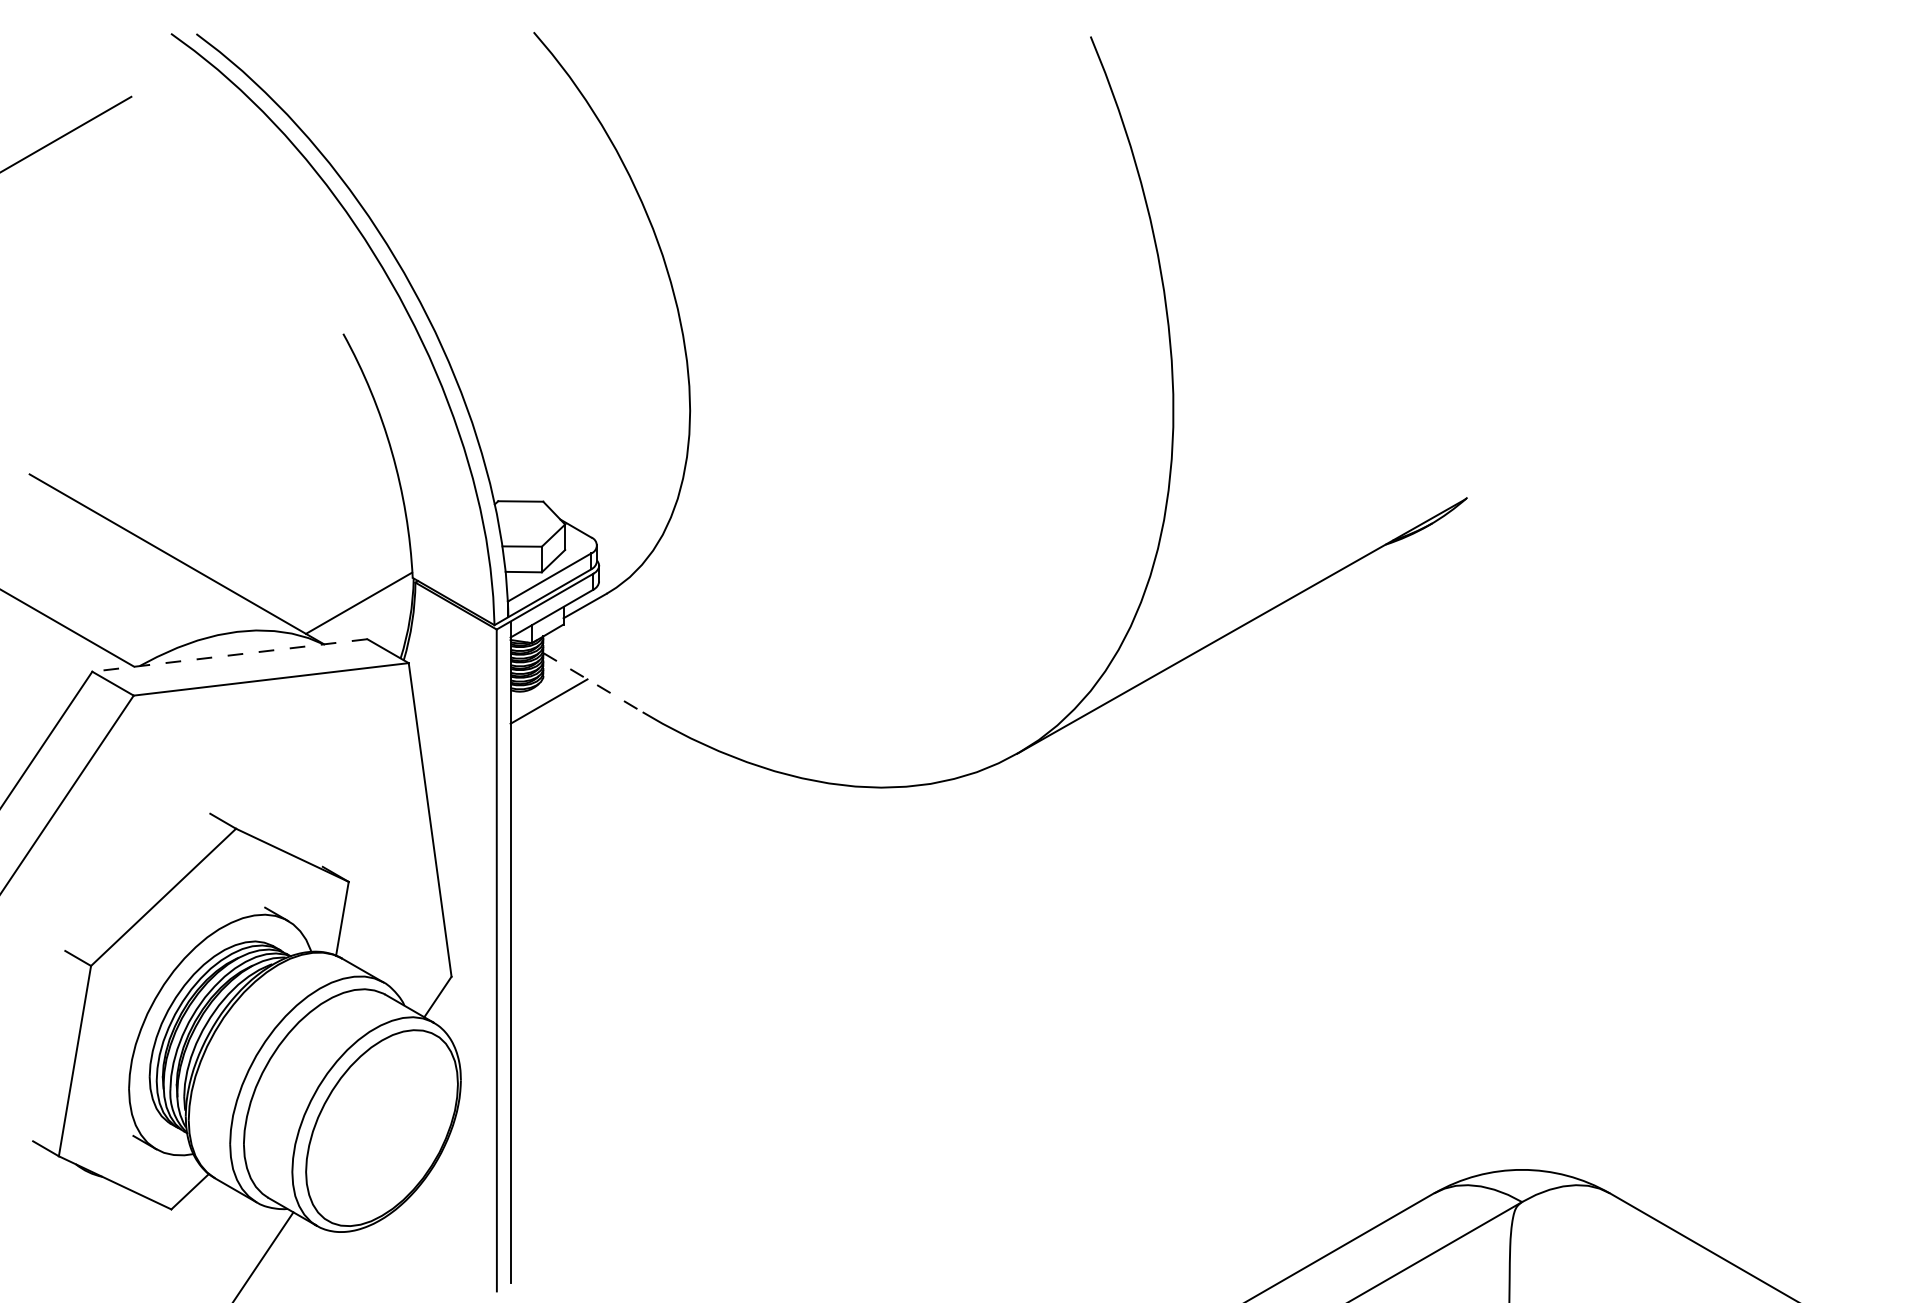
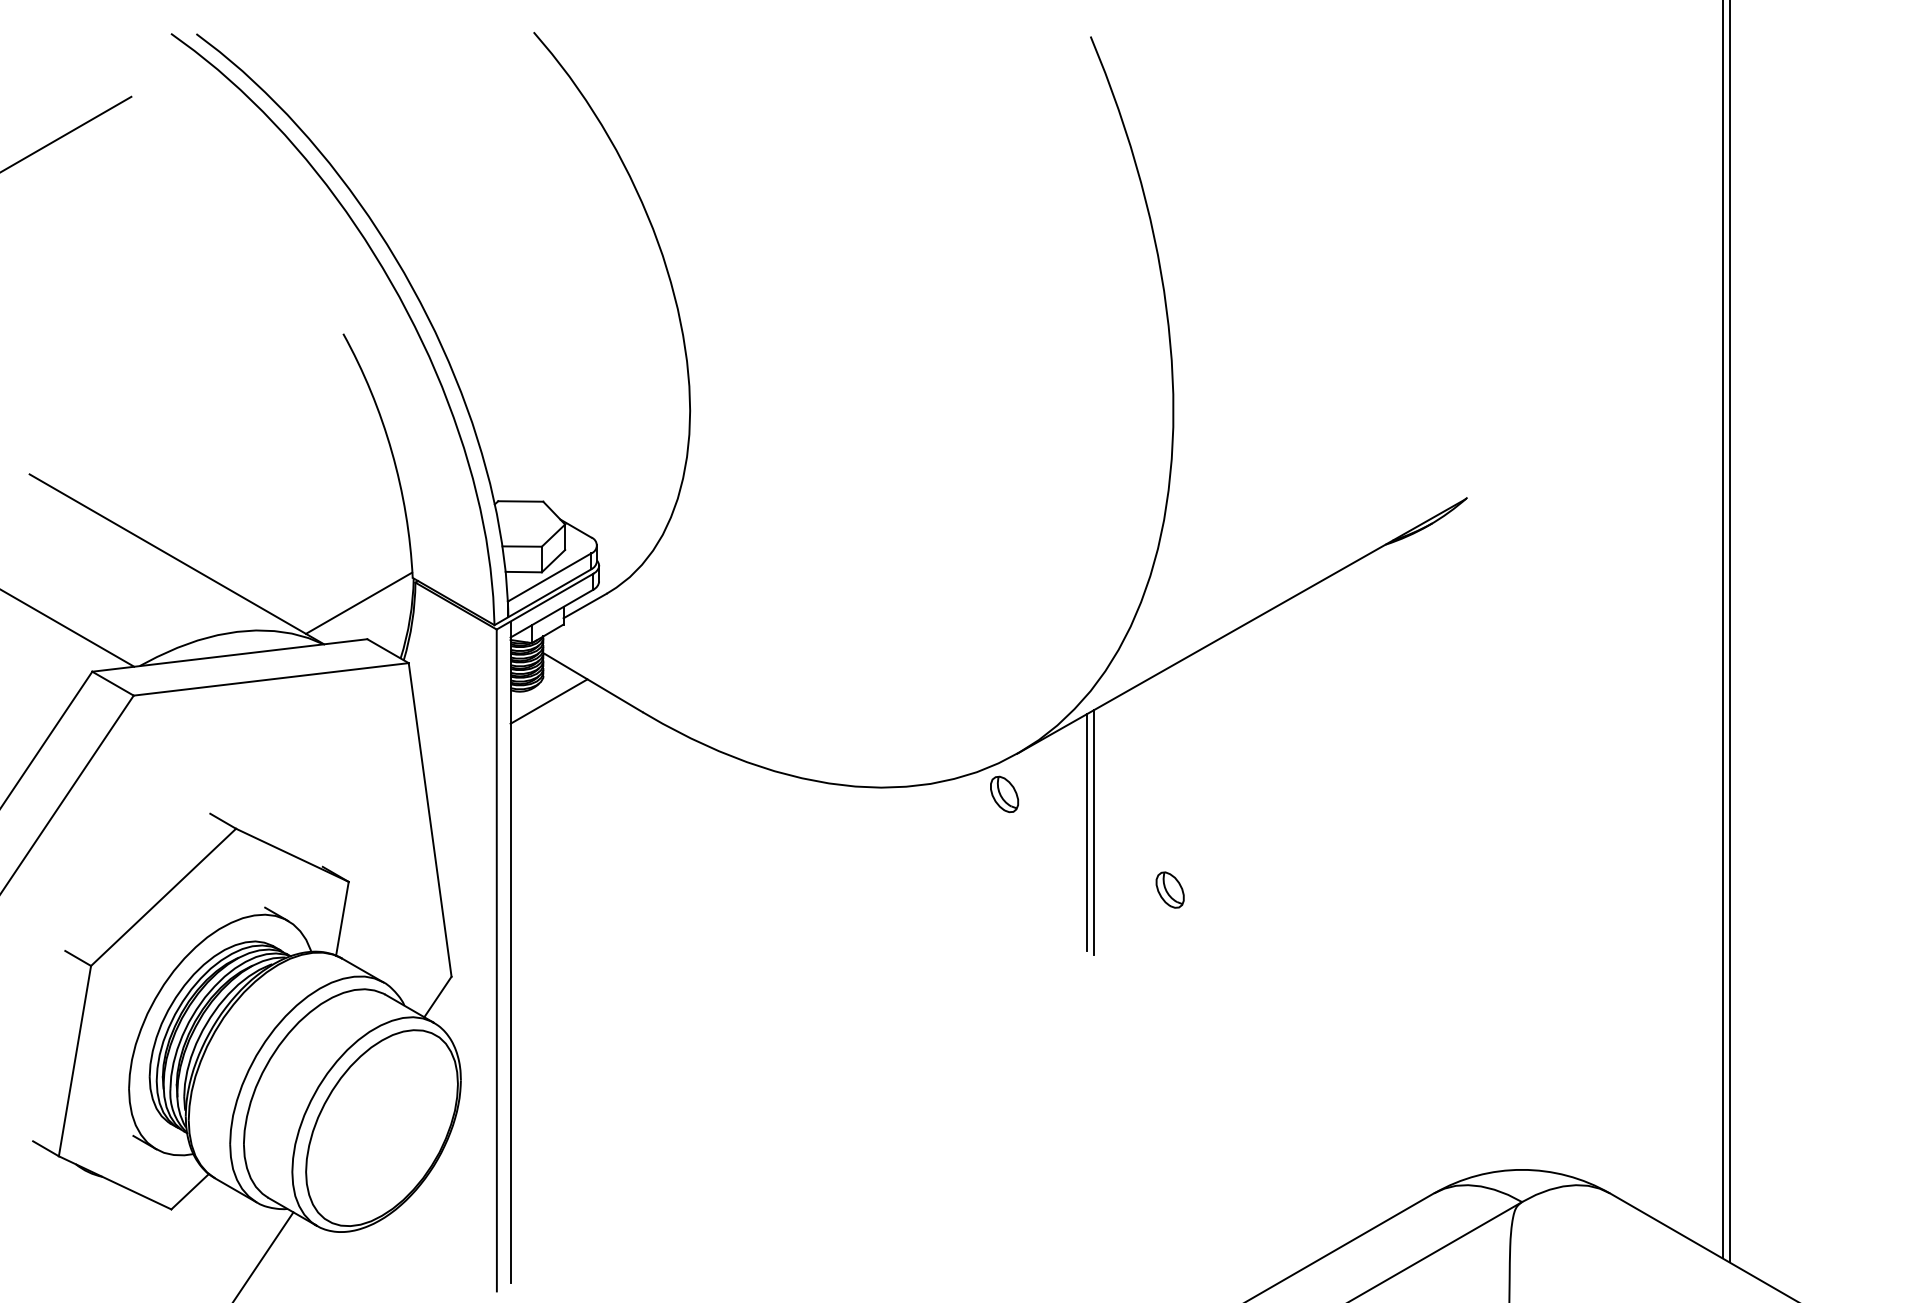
line: none -> present (1722, 630)
line: none -> present (1729, 632)
line: dashed -> solid (229, 655)
line: dashed -> solid (593, 682)
part: none -> present (1004, 794)
line: none -> present (1087, 831)
line: none -> present (1094, 832)
part: none -> present (1169, 889)
